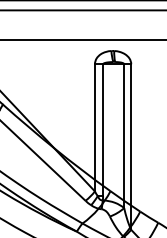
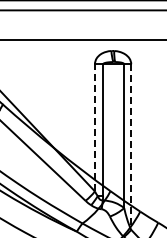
line: solid -> dashed (94, 127)
line: solid -> dashed (131, 147)
